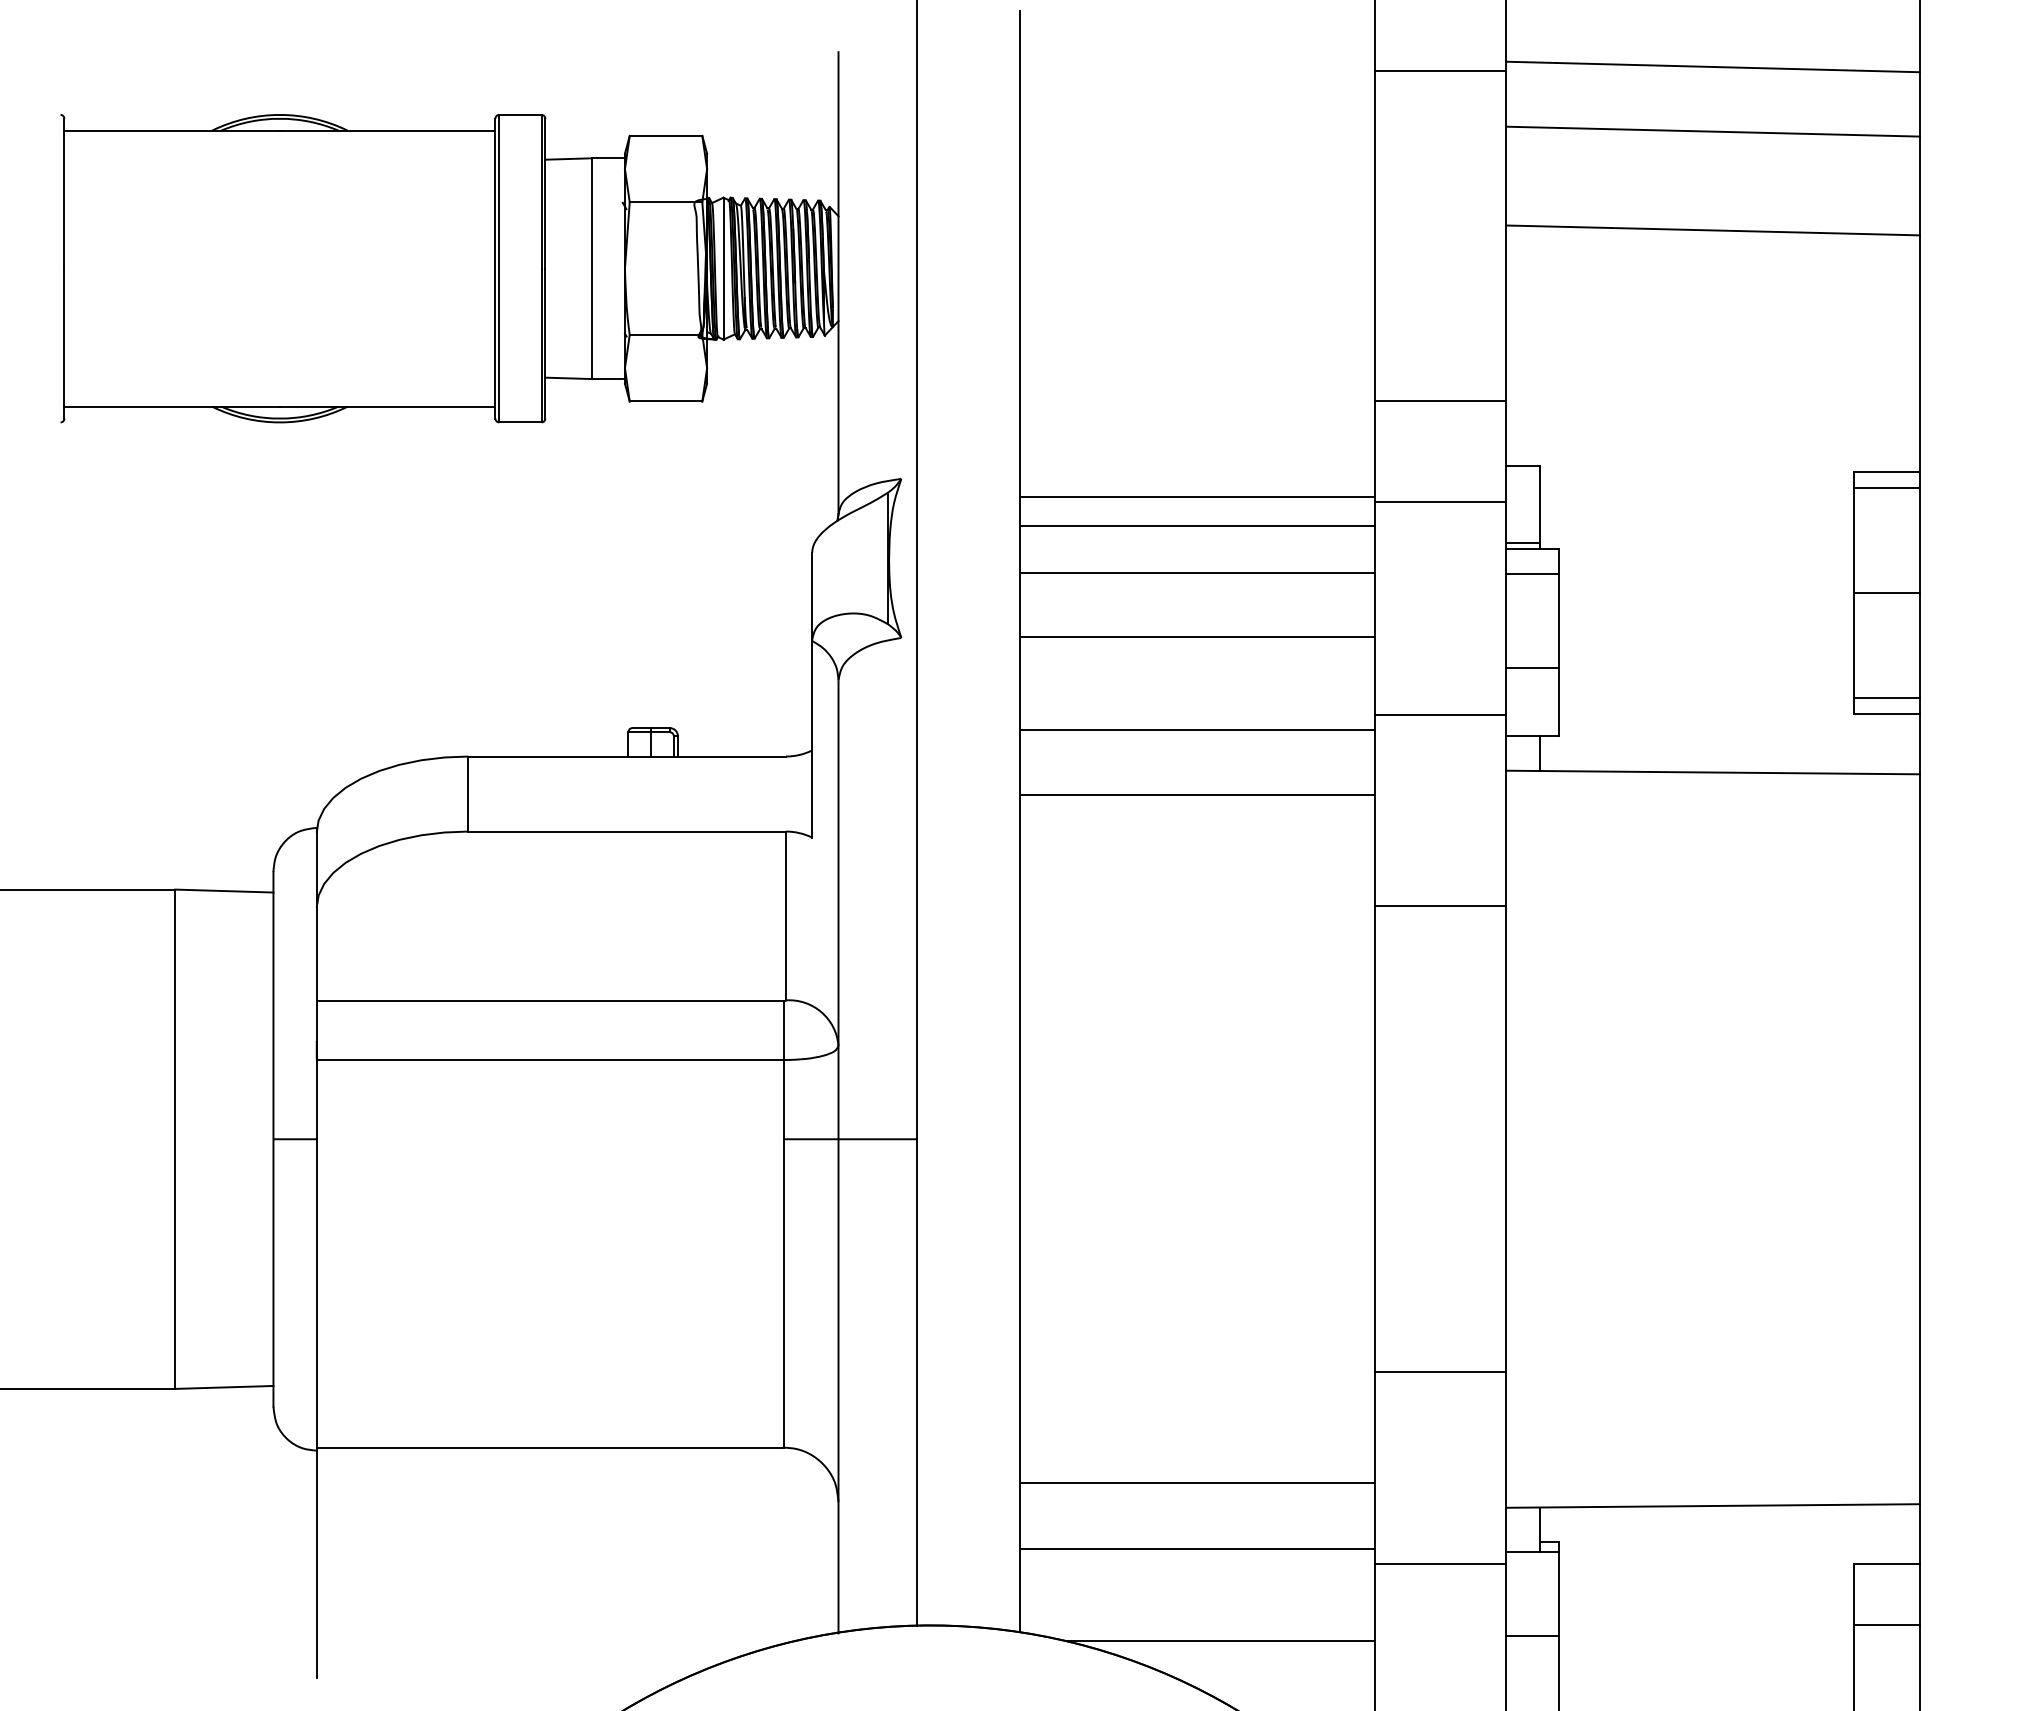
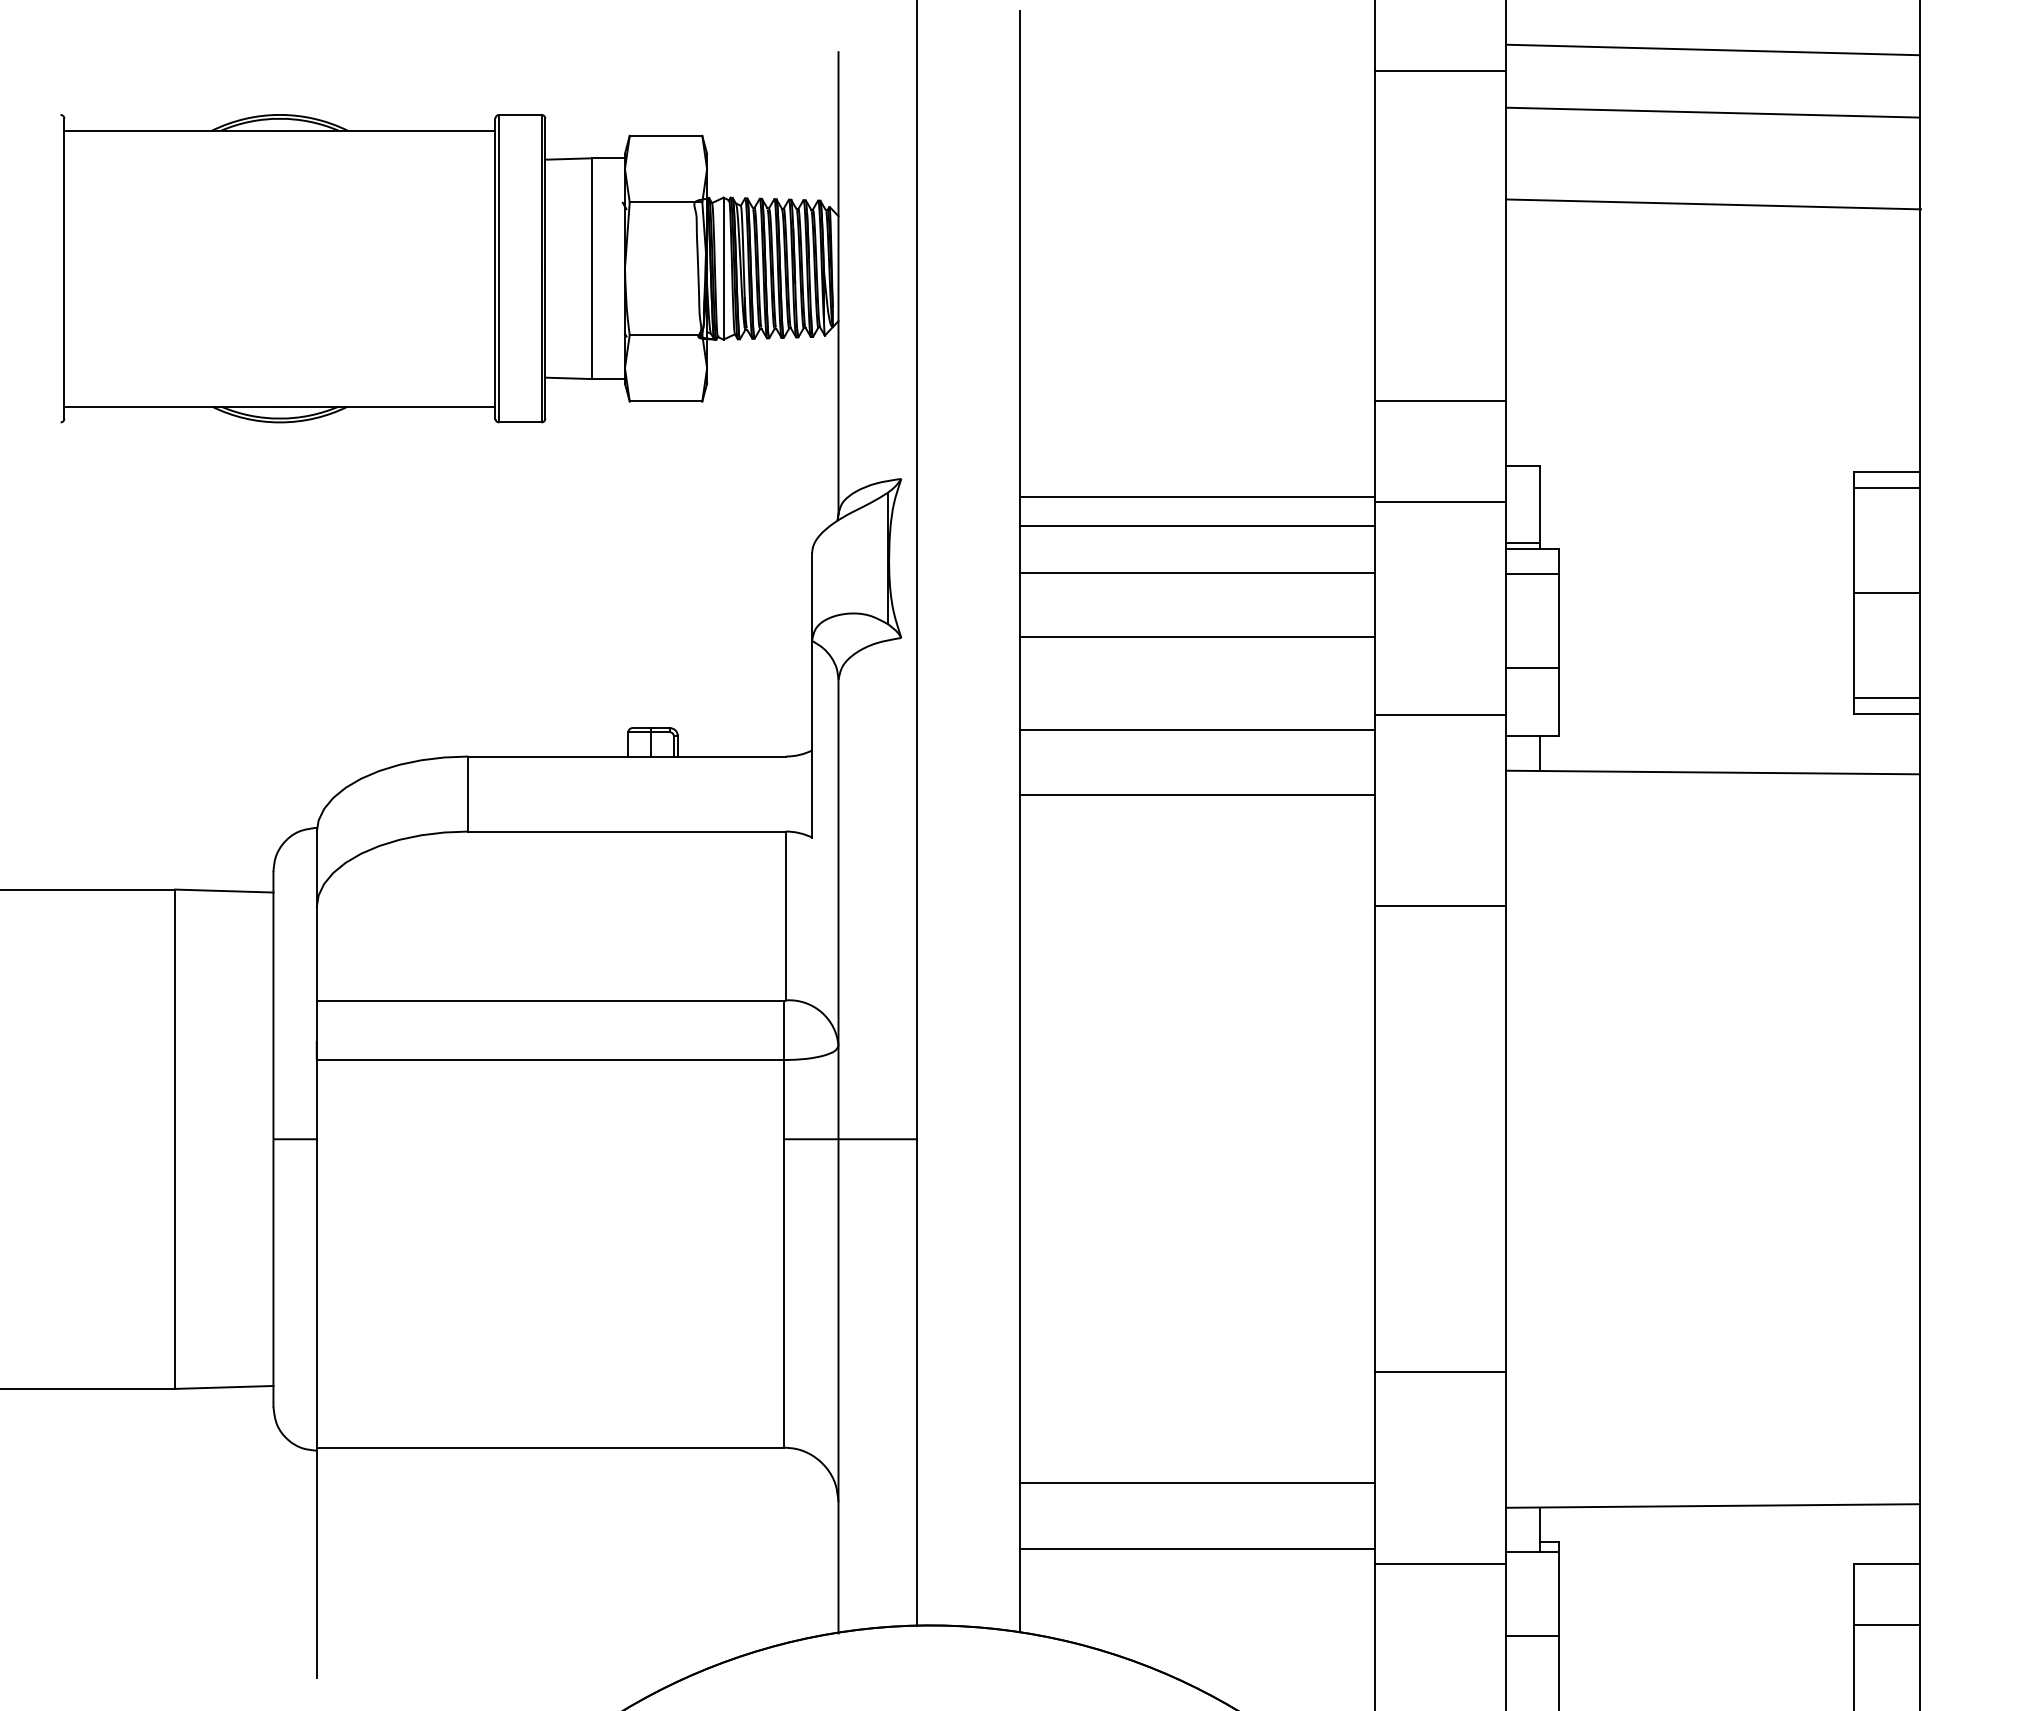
line position: (1712, 66) -> (1712, 49) (1712, 49)
line position: (1712, 131) -> (1712, 112) (1712, 112)
line position: (1712, 230) -> (1713, 204) (1713, 204)
line: present -> none (1220, 1641)
